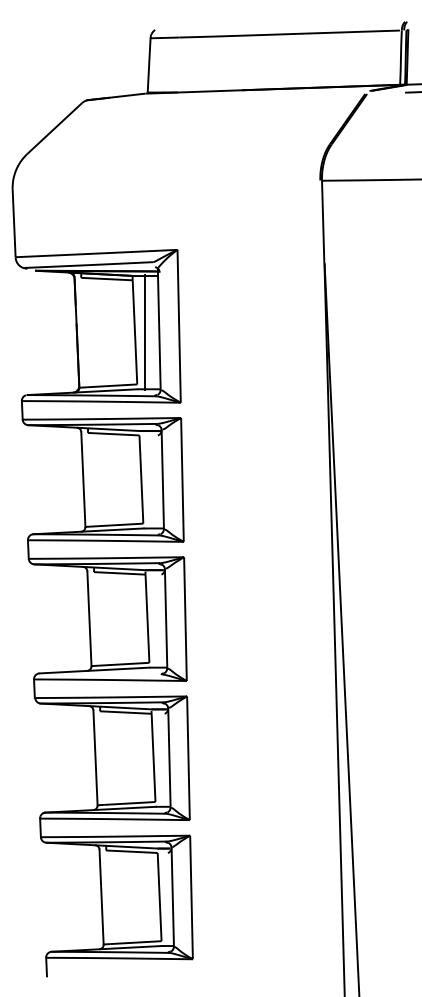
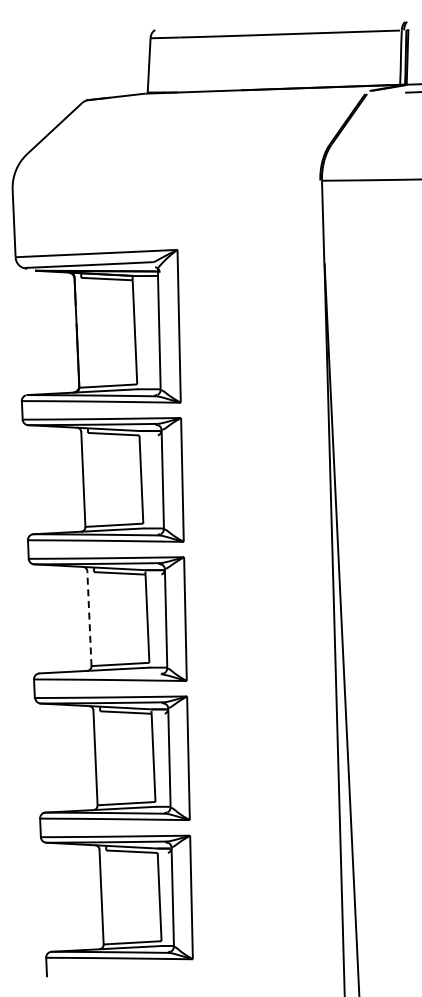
line: present -> none (145, 332)
line: solid -> dashed (89, 618)
